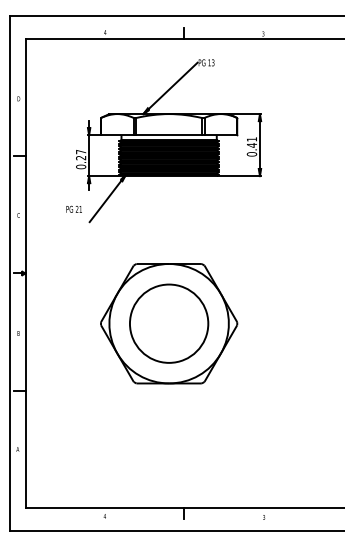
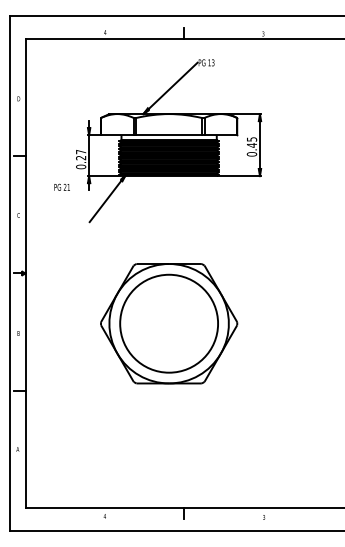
text: 0.41 -> 0.45 (252, 139)
text position: (73, 208) -> (61, 186) (61, 186)
circle diameter: 78 px -> 98 px (169, 323)
